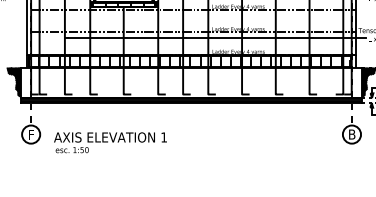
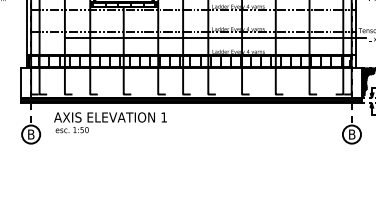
hatch: present -> none (13, 81)
text: F -> B (31, 134)
text position: (110, 142) -> (110, 122) (110, 122)
